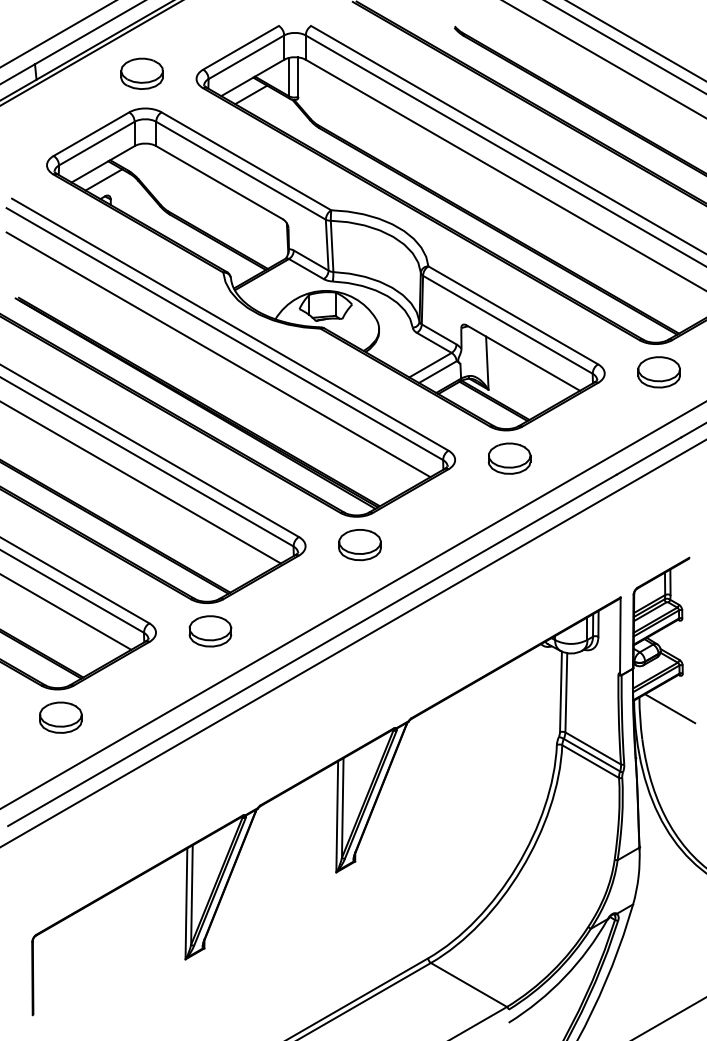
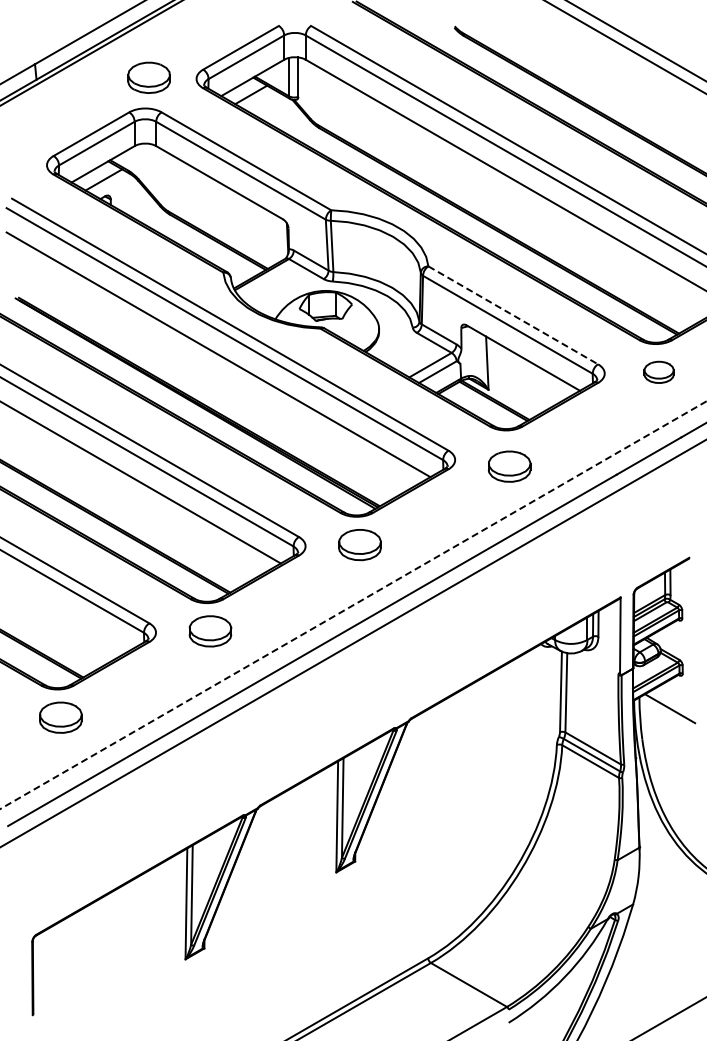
line: present -> none (57, 34)
line: present -> none (604, 59)
part position: (141, 73) -> (148, 77) (148, 77)
line: solid -> dashed (513, 315)
part size: 44x33 px -> 32x24 px (658, 371)
part position: (509, 458) -> (509, 466) (509, 466)
line: solid -> dashed (354, 604)
line: present -> none (66, 612)
